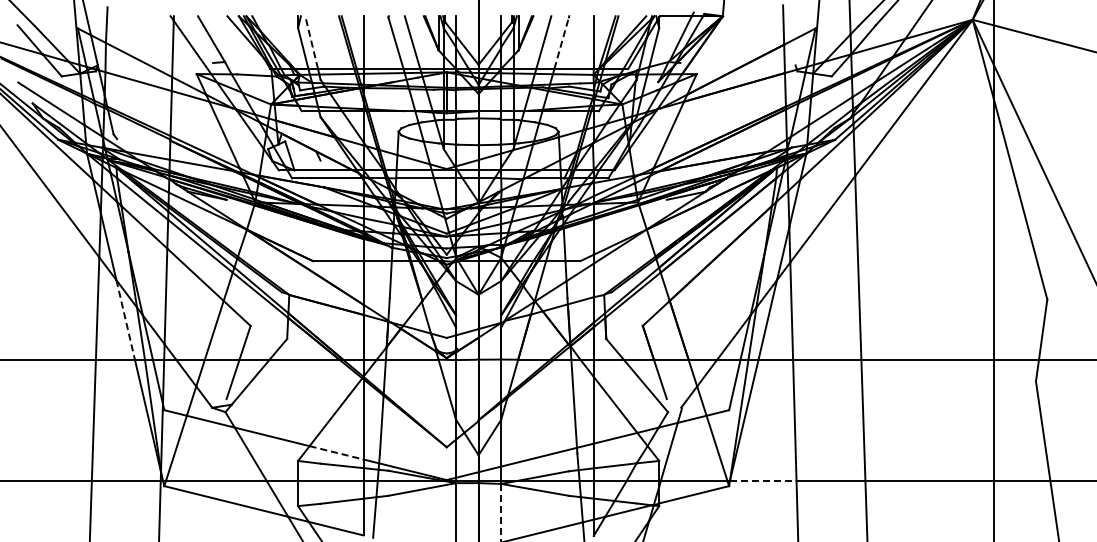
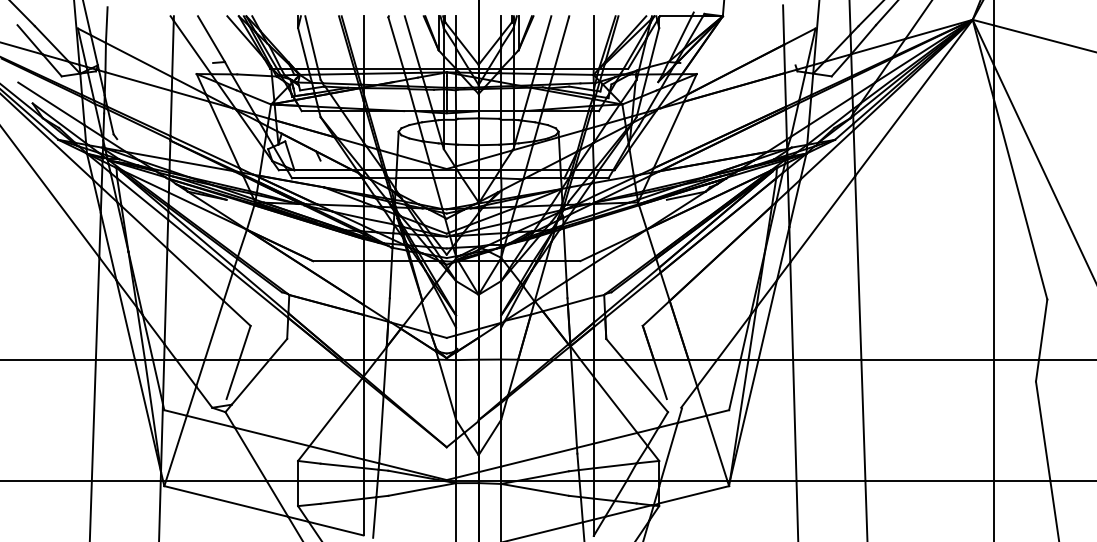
line: dashed -> solid (311, 42)
line: dashed -> solid (561, 43)
line: dashed -> solid (125, 319)
line: dashed -> solid (336, 452)
line: dashed -> solid (763, 481)
line: dashed -> solid (501, 512)
